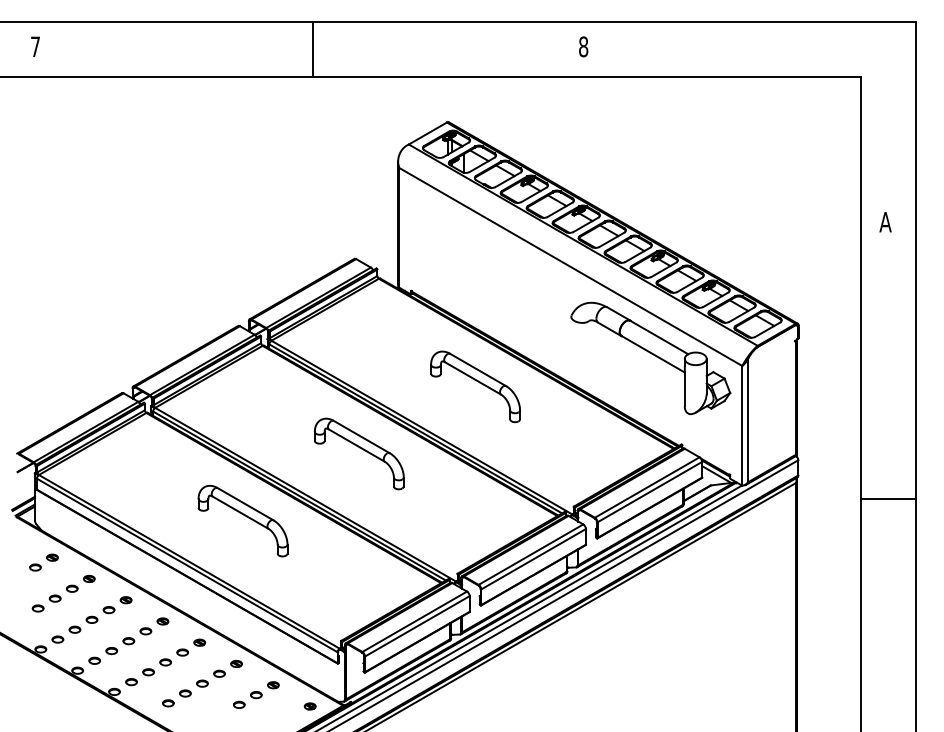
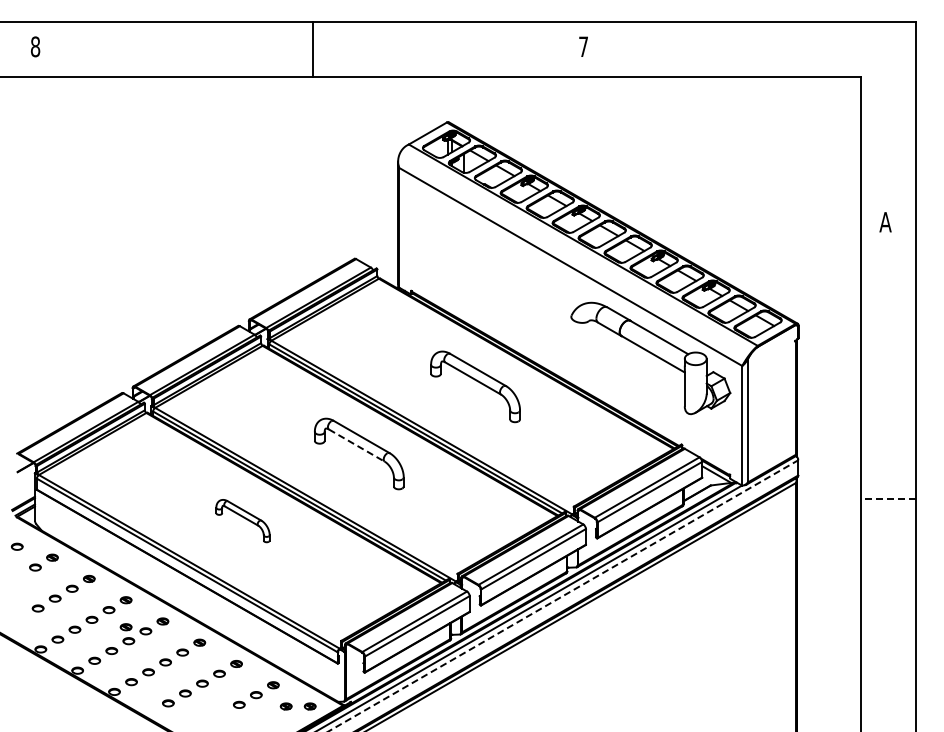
text: 7 -> 8 (35, 46)
text: 8 -> 7 (583, 46)
line: solid -> dashed (357, 445)
line: solid -> dashed (887, 498)
part size: 92x74 px -> 56x45 px (242, 521)
part: none -> present (16, 546)
line: solid -> dashed (563, 596)
part: none -> present (125, 627)
part: none -> present (285, 706)
